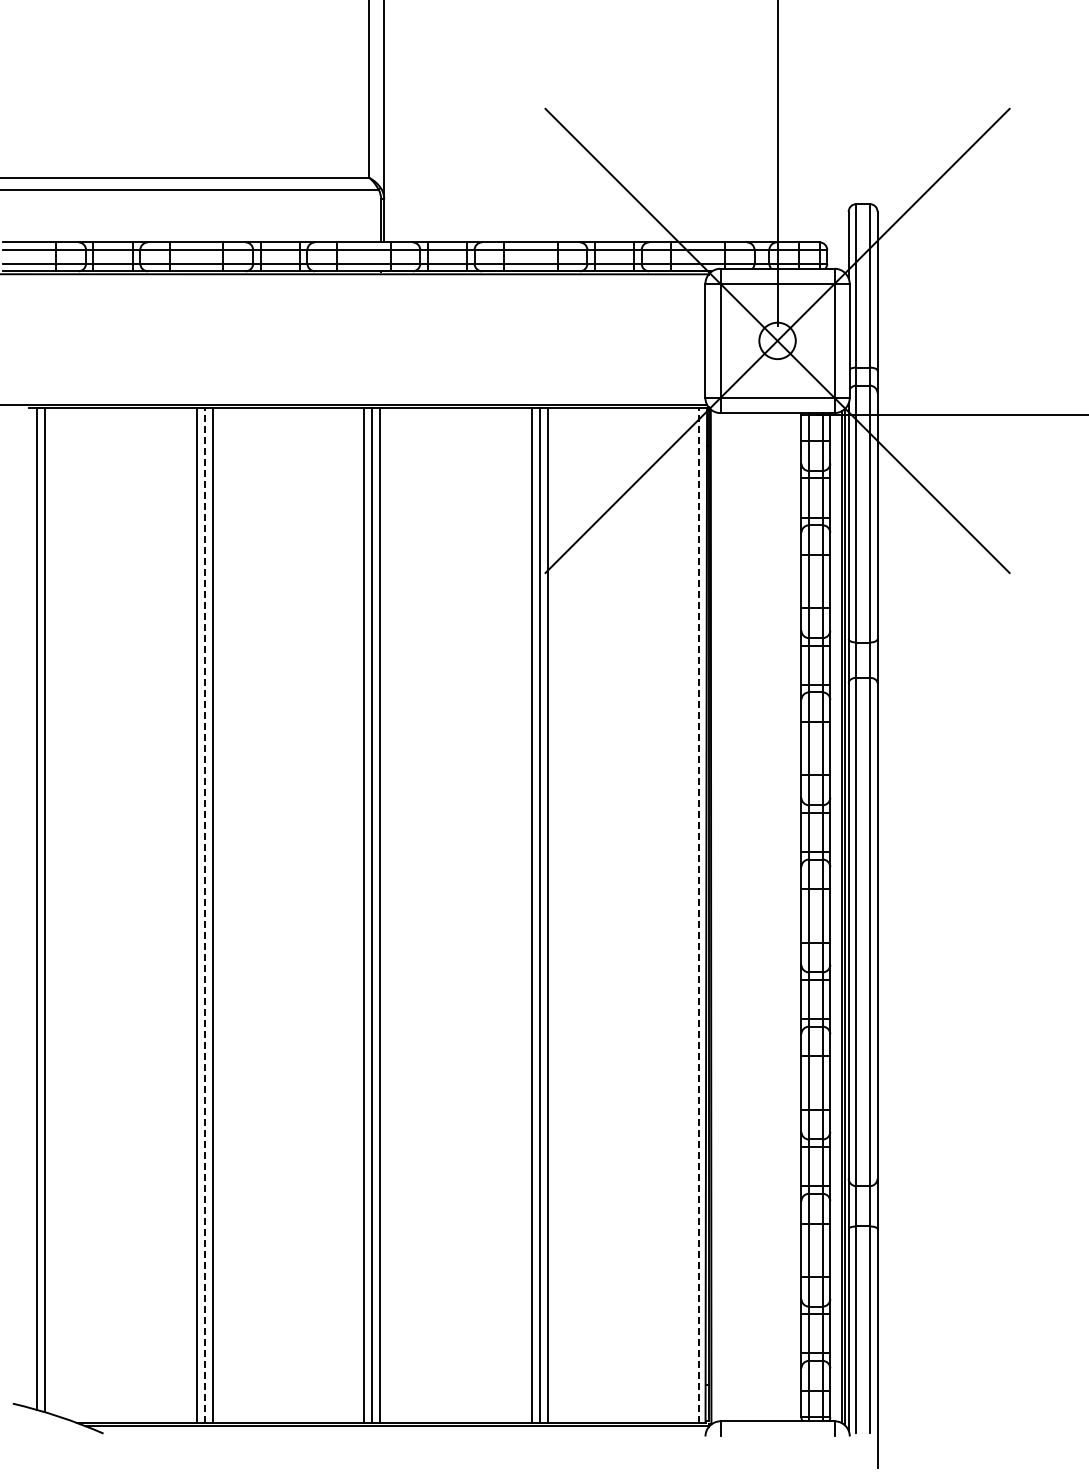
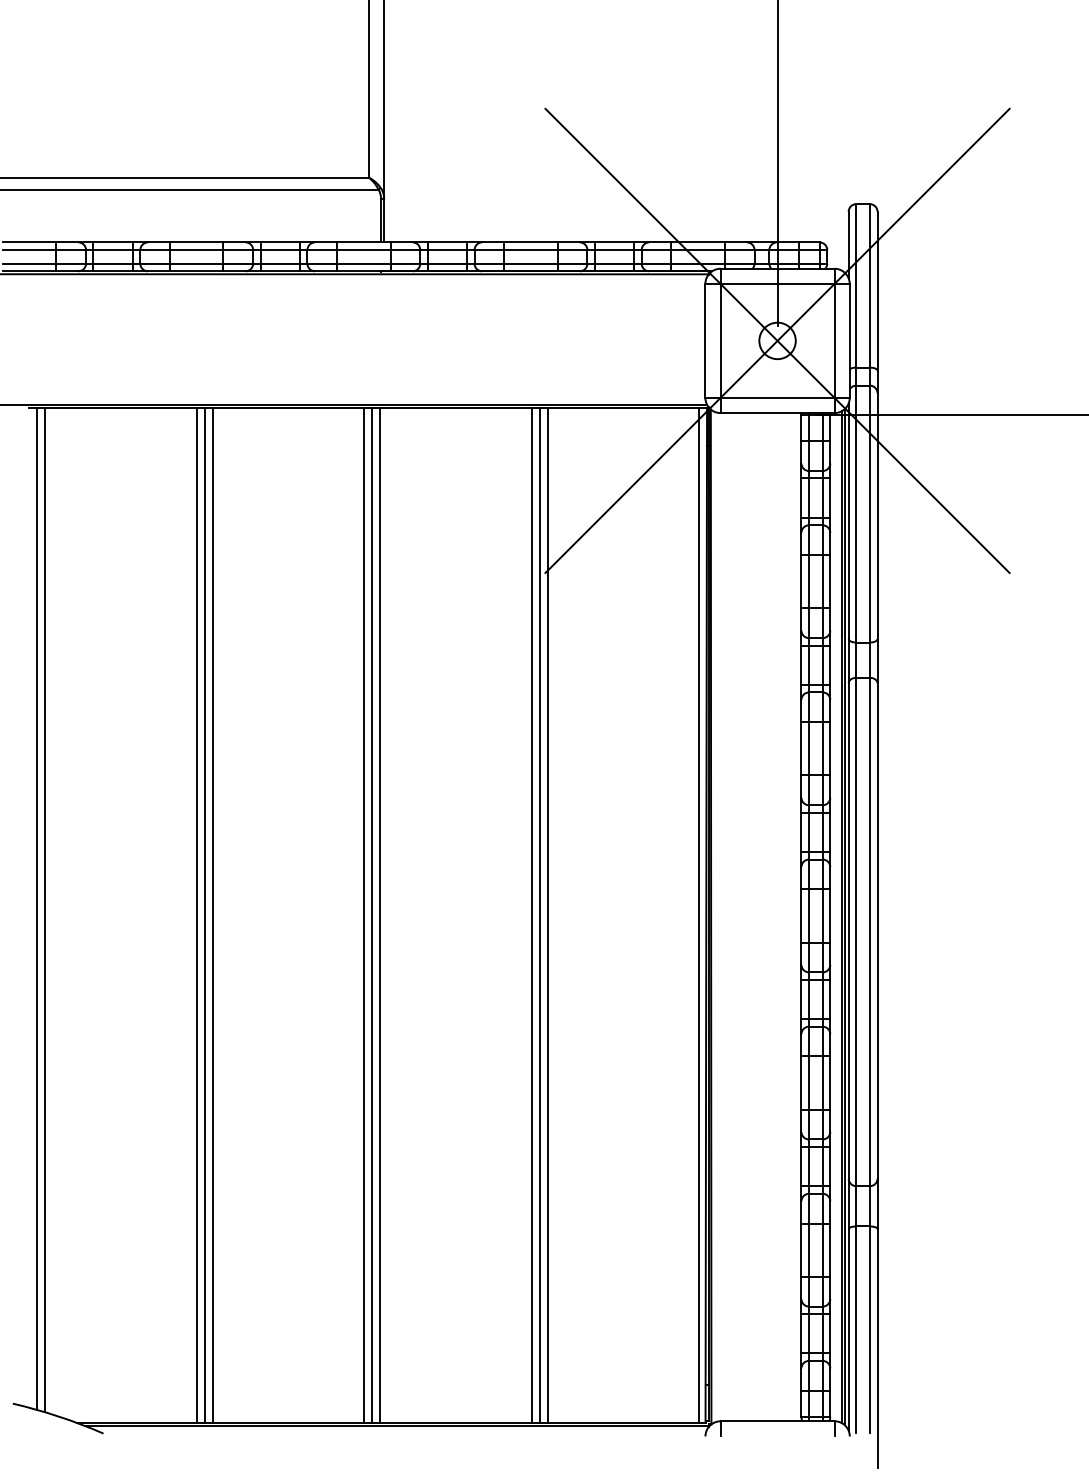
line: dashed -> solid (204, 914)
line: dashed -> solid (699, 914)
